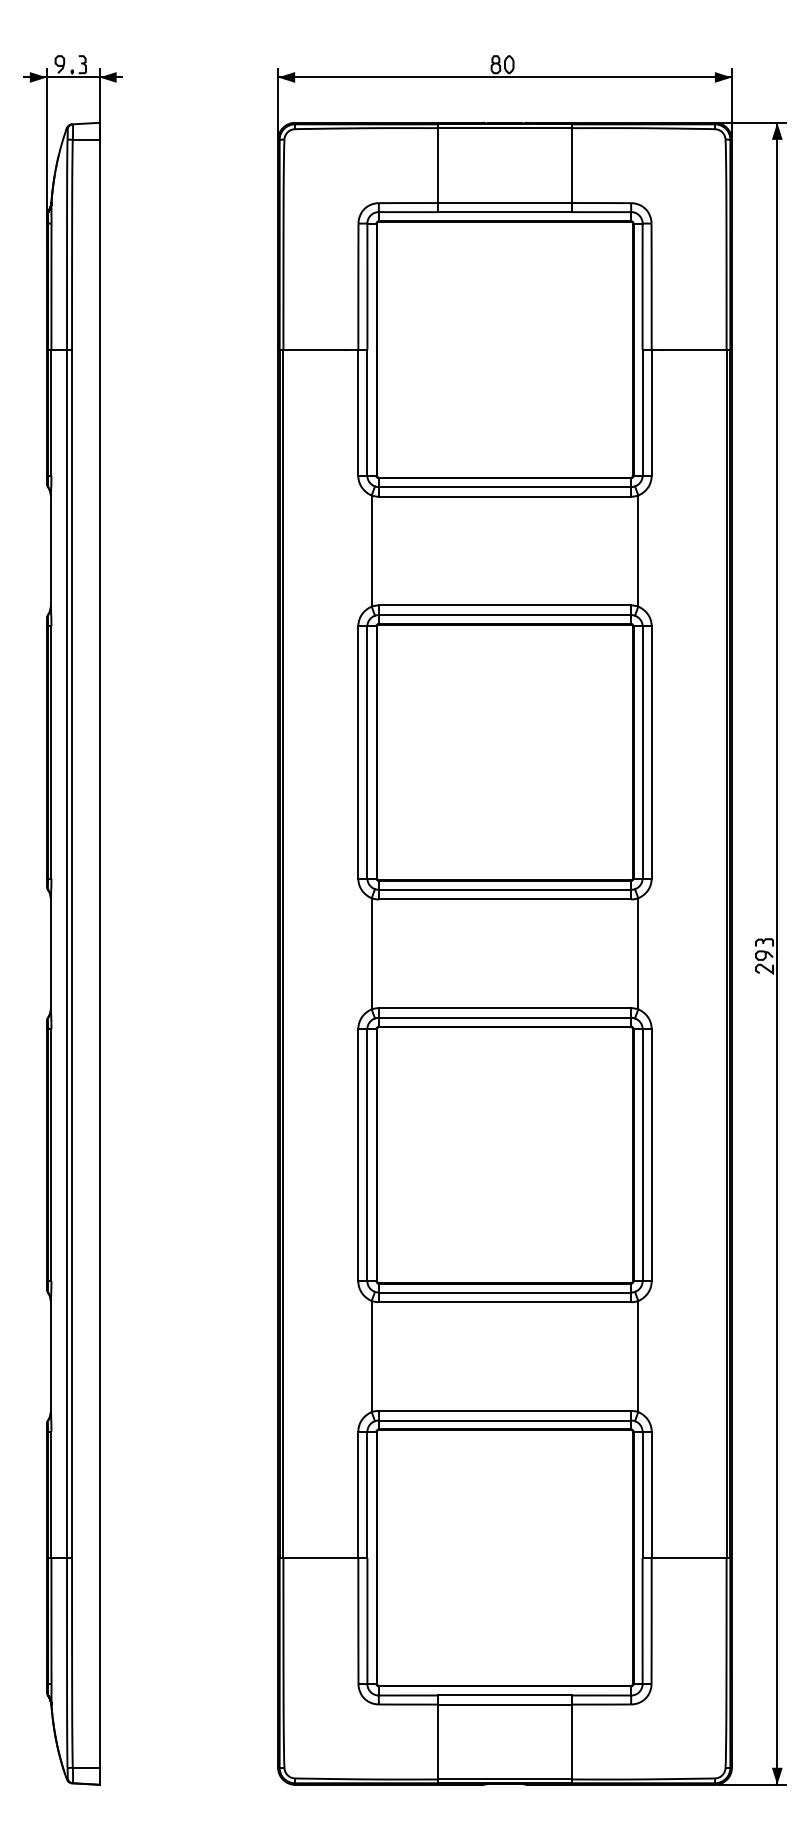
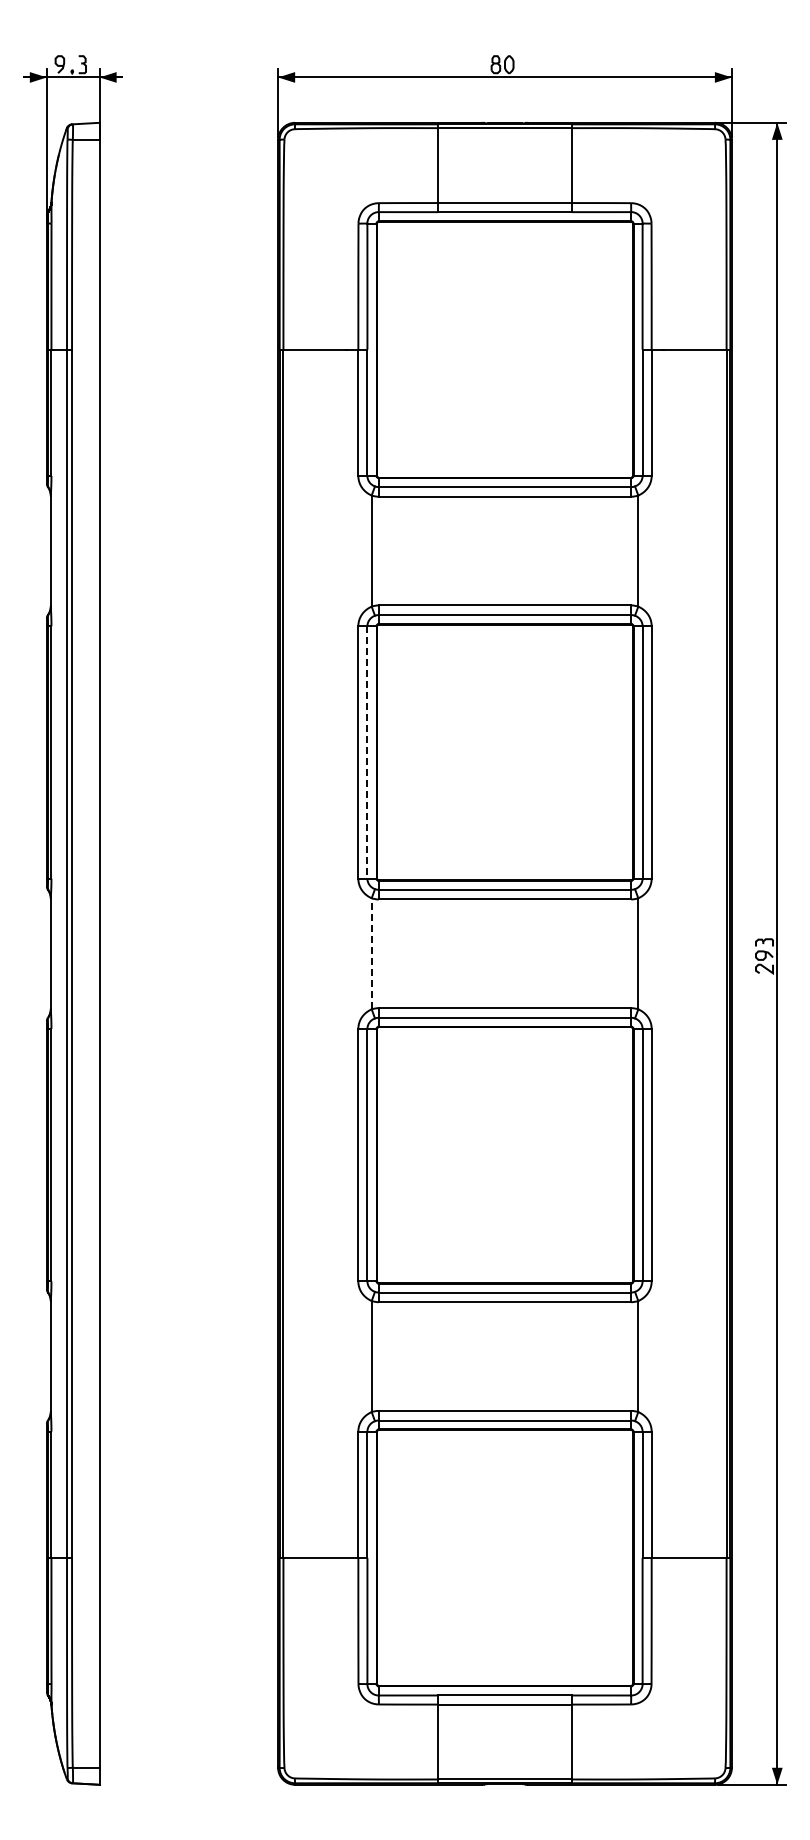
line: solid -> dashed (367, 752)
line: solid -> dashed (371, 953)
